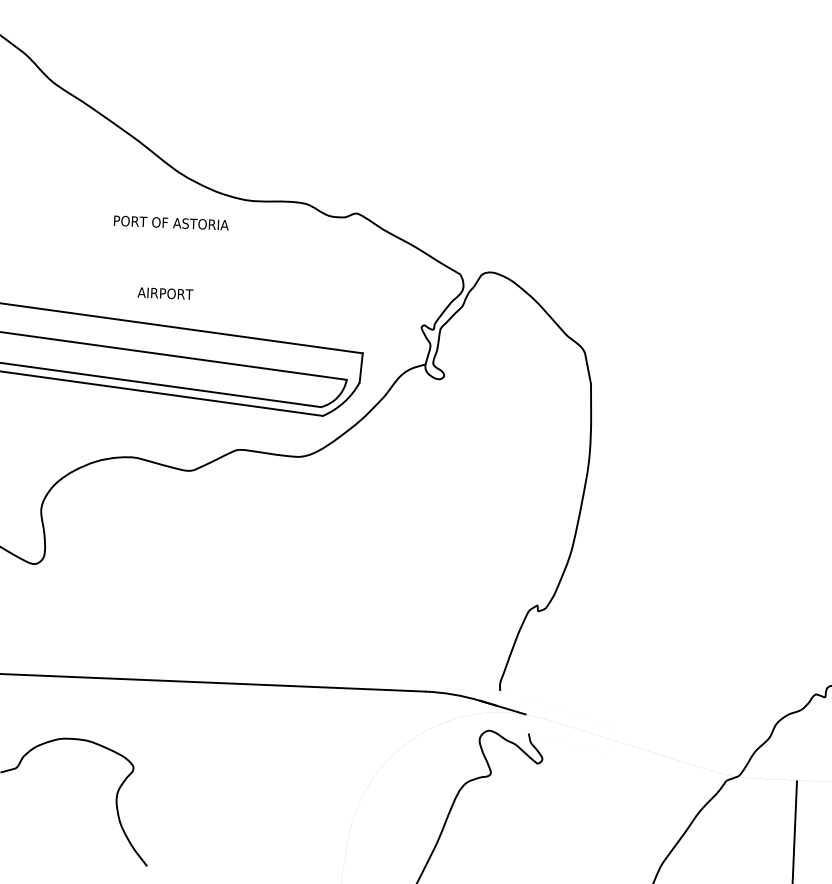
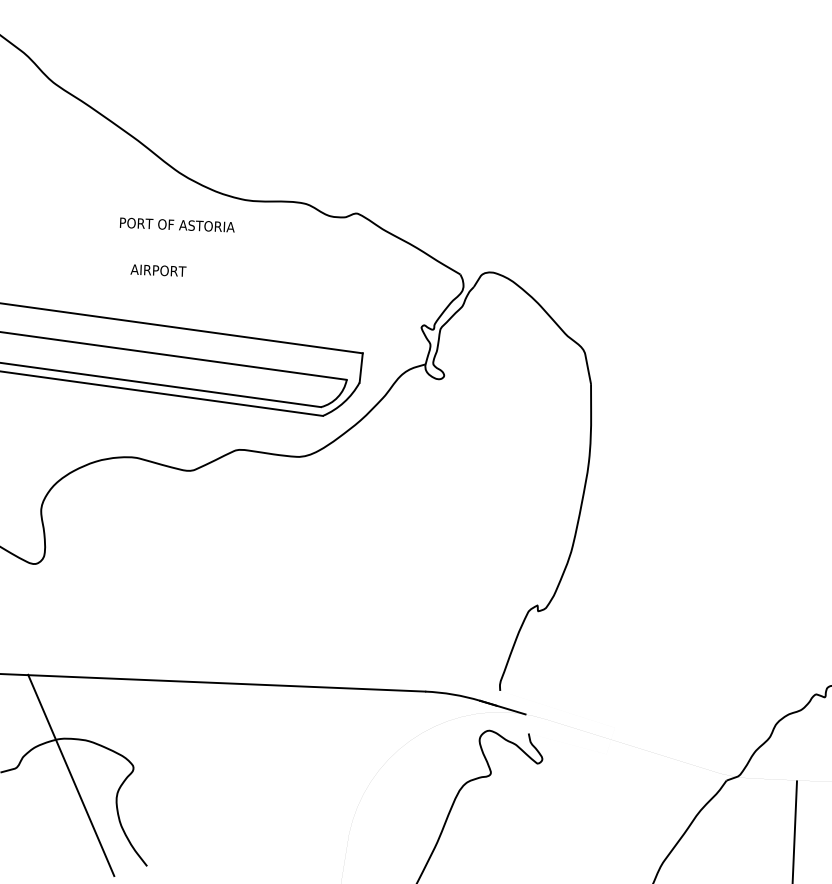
text position: (170, 222) -> (176, 224) (176, 224)
text position: (165, 293) -> (158, 270) (158, 270)
line: none -> present (71, 775)
